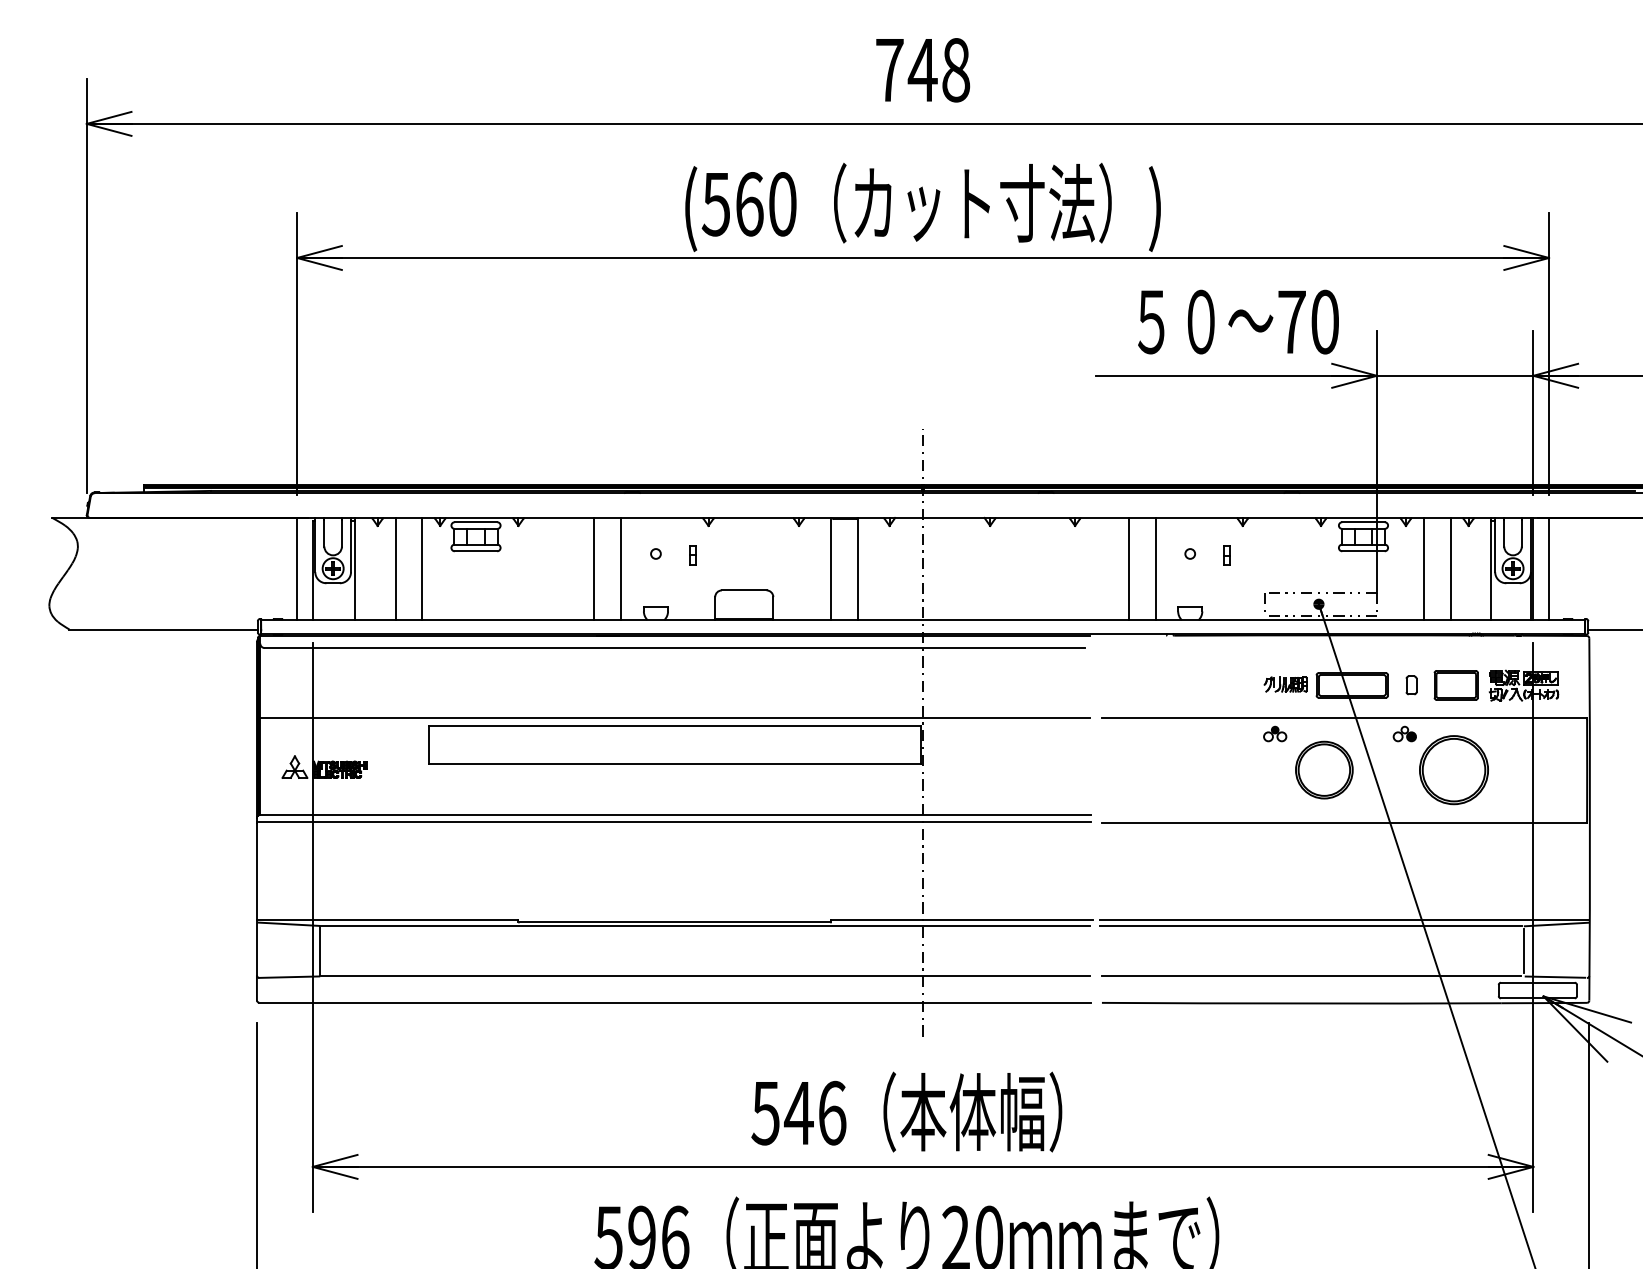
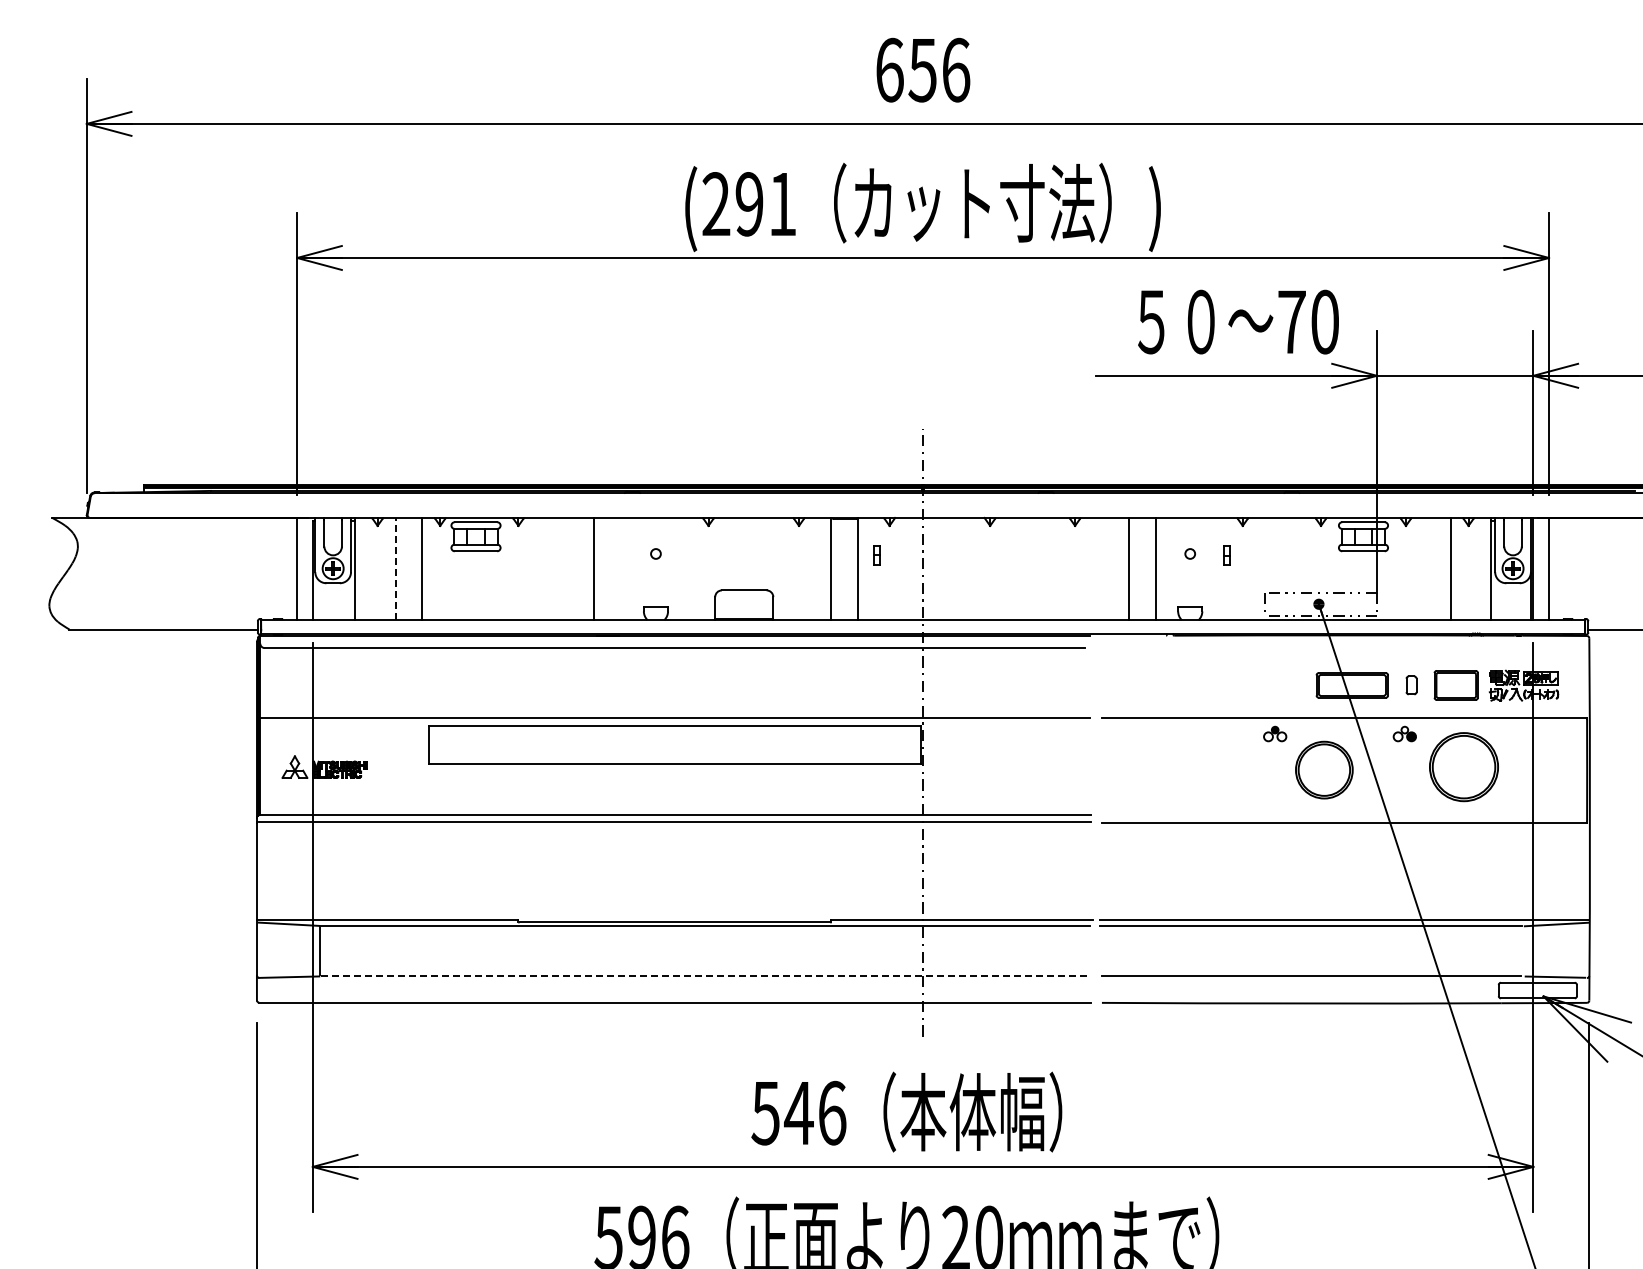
text: 748 -> 656 (923, 69)
text: (560 -> (291 (748, 204)
part position: (692, 555) -> (876, 555) (876, 555)
line: solid -> dashed (395, 568)
line: present -> none (621, 568)
line: present -> none (1423, 568)
part: present -> none (1285, 684)
part position: (1453, 770) -> (1463, 767) (1463, 767)
line: present -> none (1523, 950)
line: solid -> dashed (705, 975)
